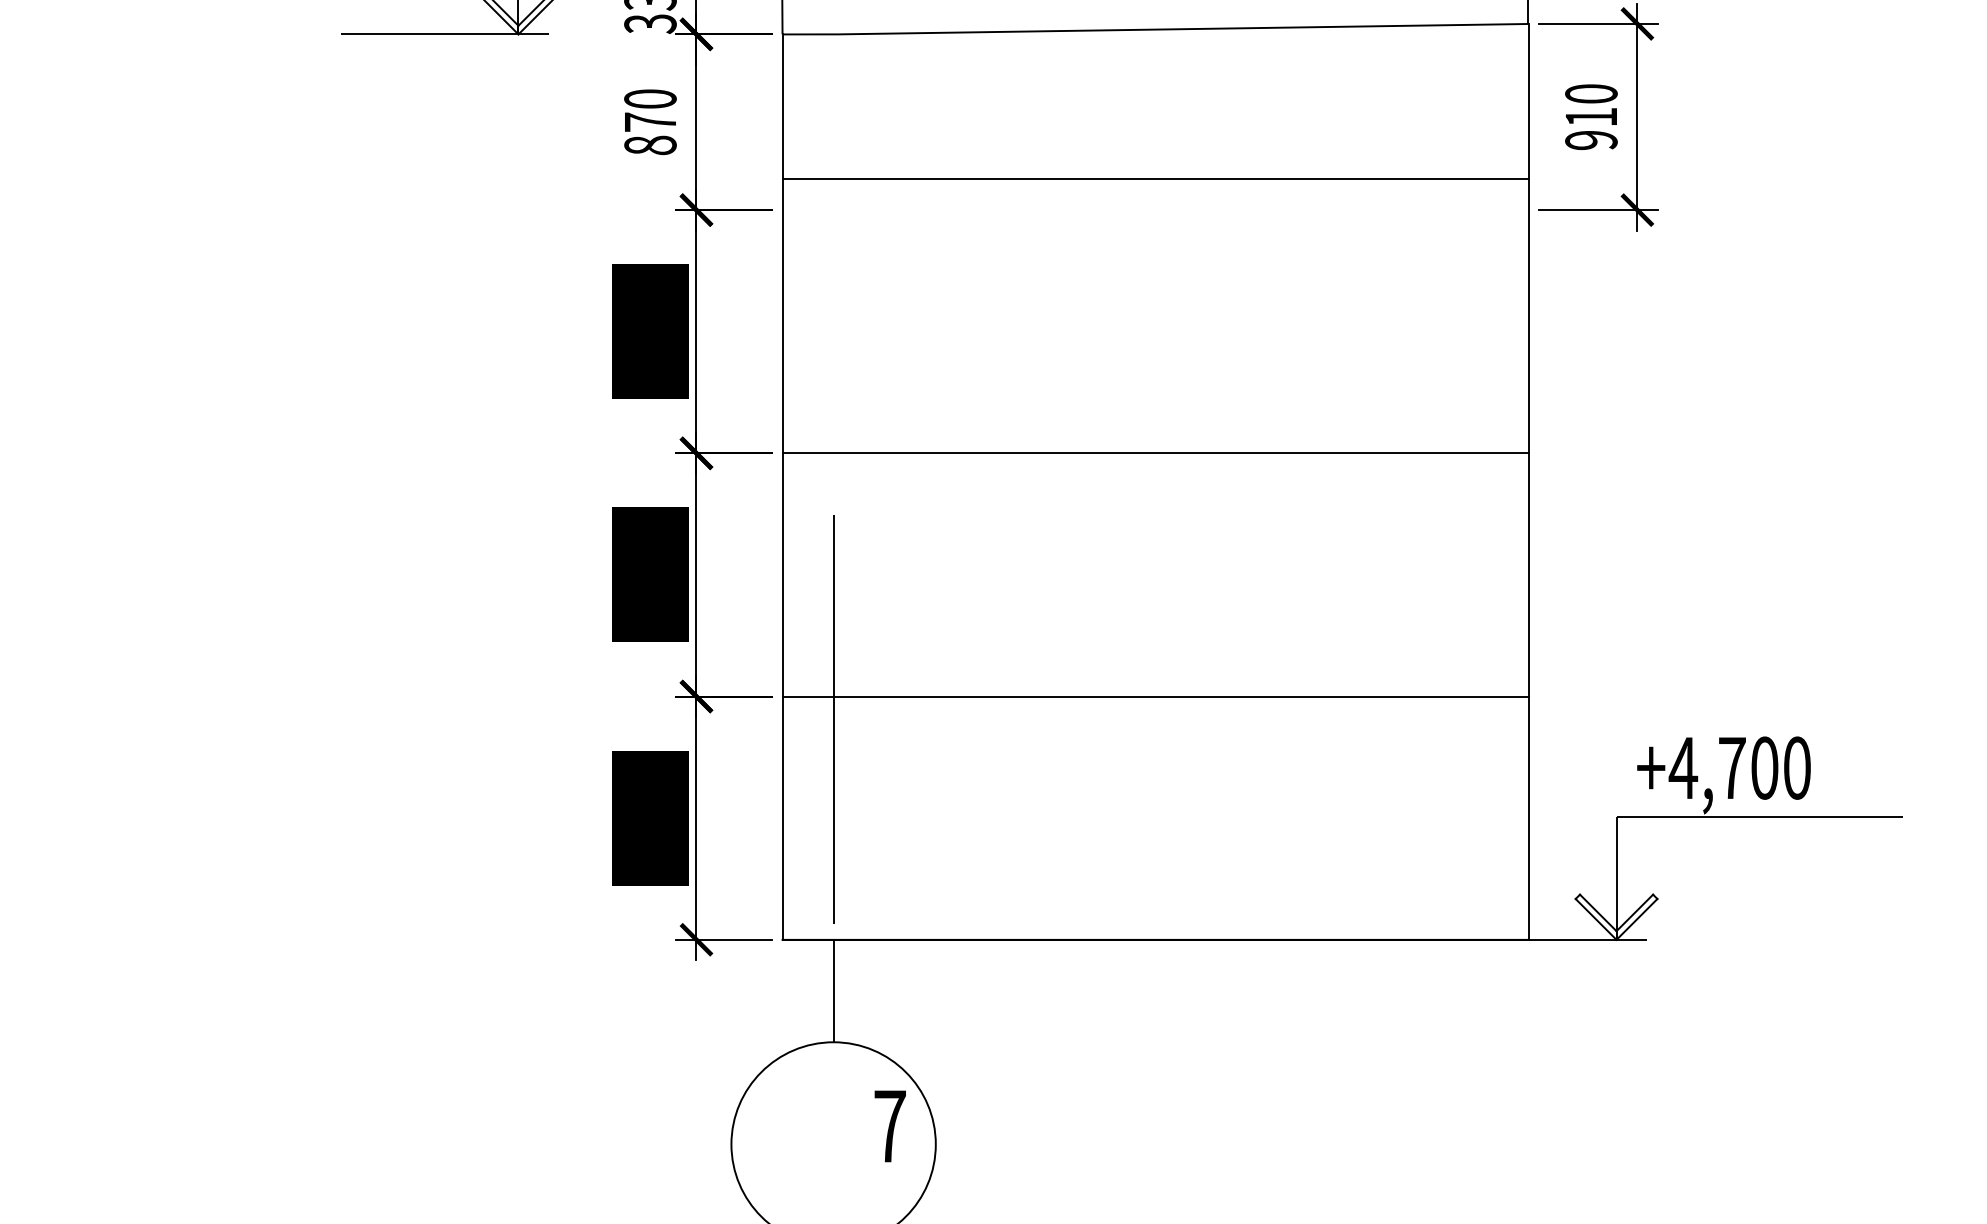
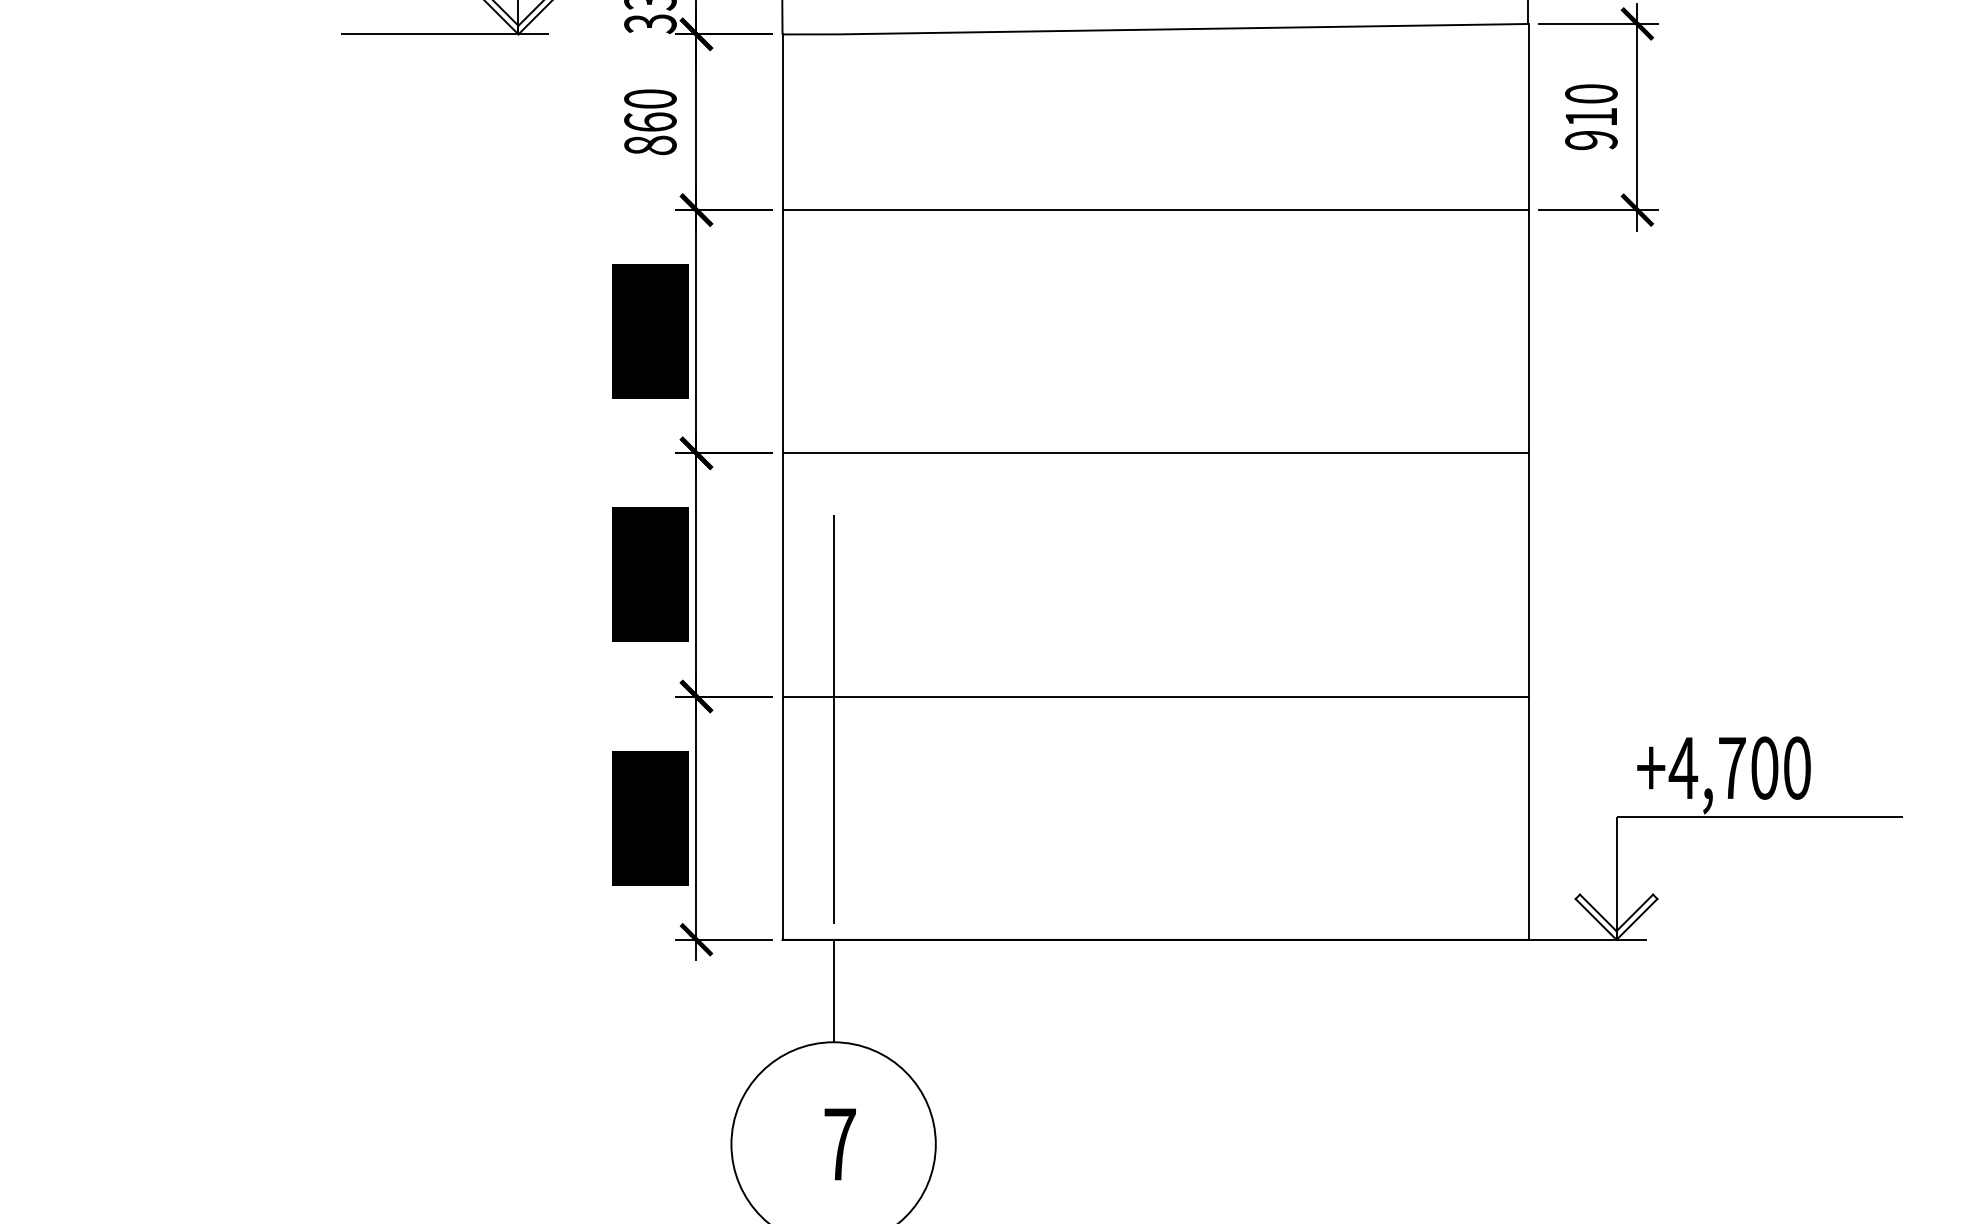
text: 870 -> 860 (650, 121)
line position: (1155, 179) -> (1155, 210) (1155, 210)
text position: (889, 1126) -> (839, 1144) (839, 1144)
